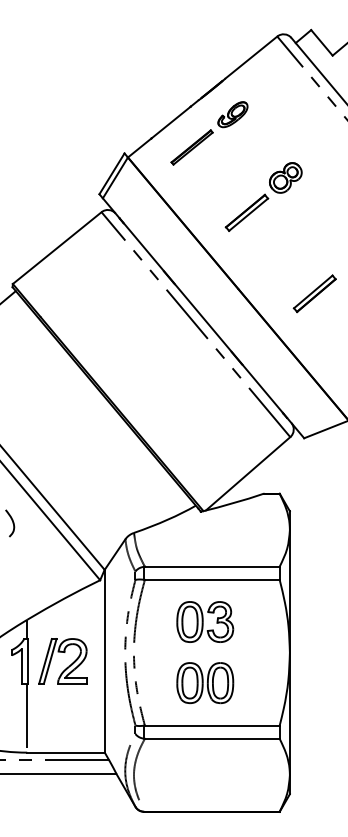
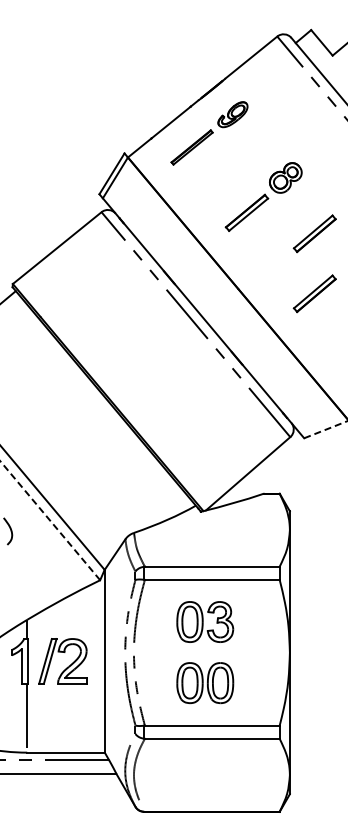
part: none -> present (314, 233)
line: solid -> dashed (326, 429)
line: solid -> dashed (50, 520)
curve position: (12, 523) -> (10, 531) (10, 531)
